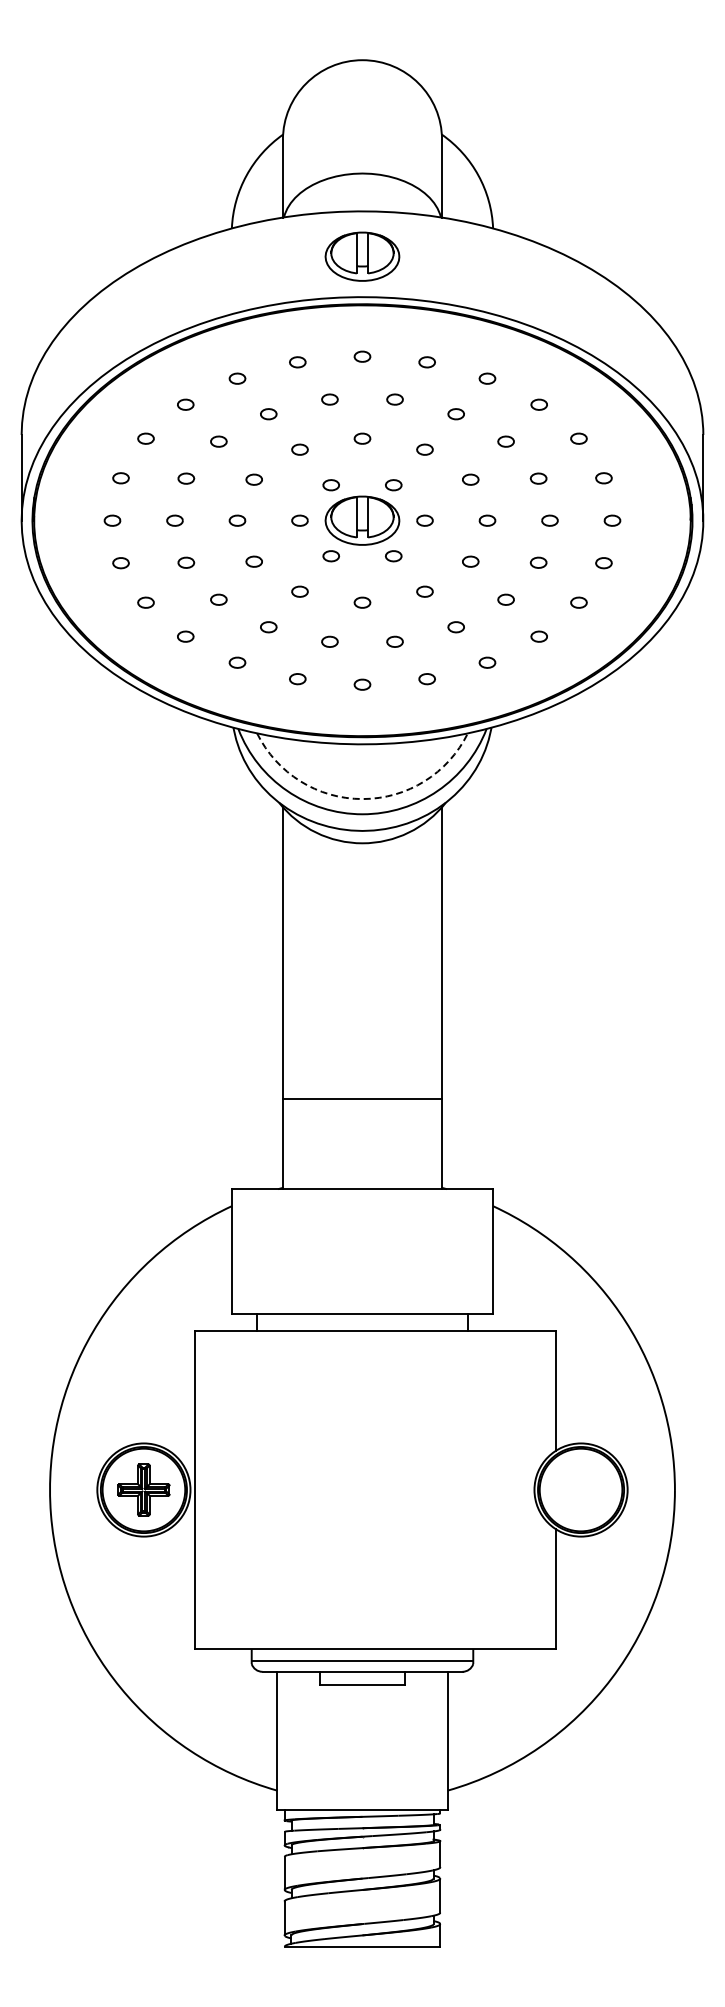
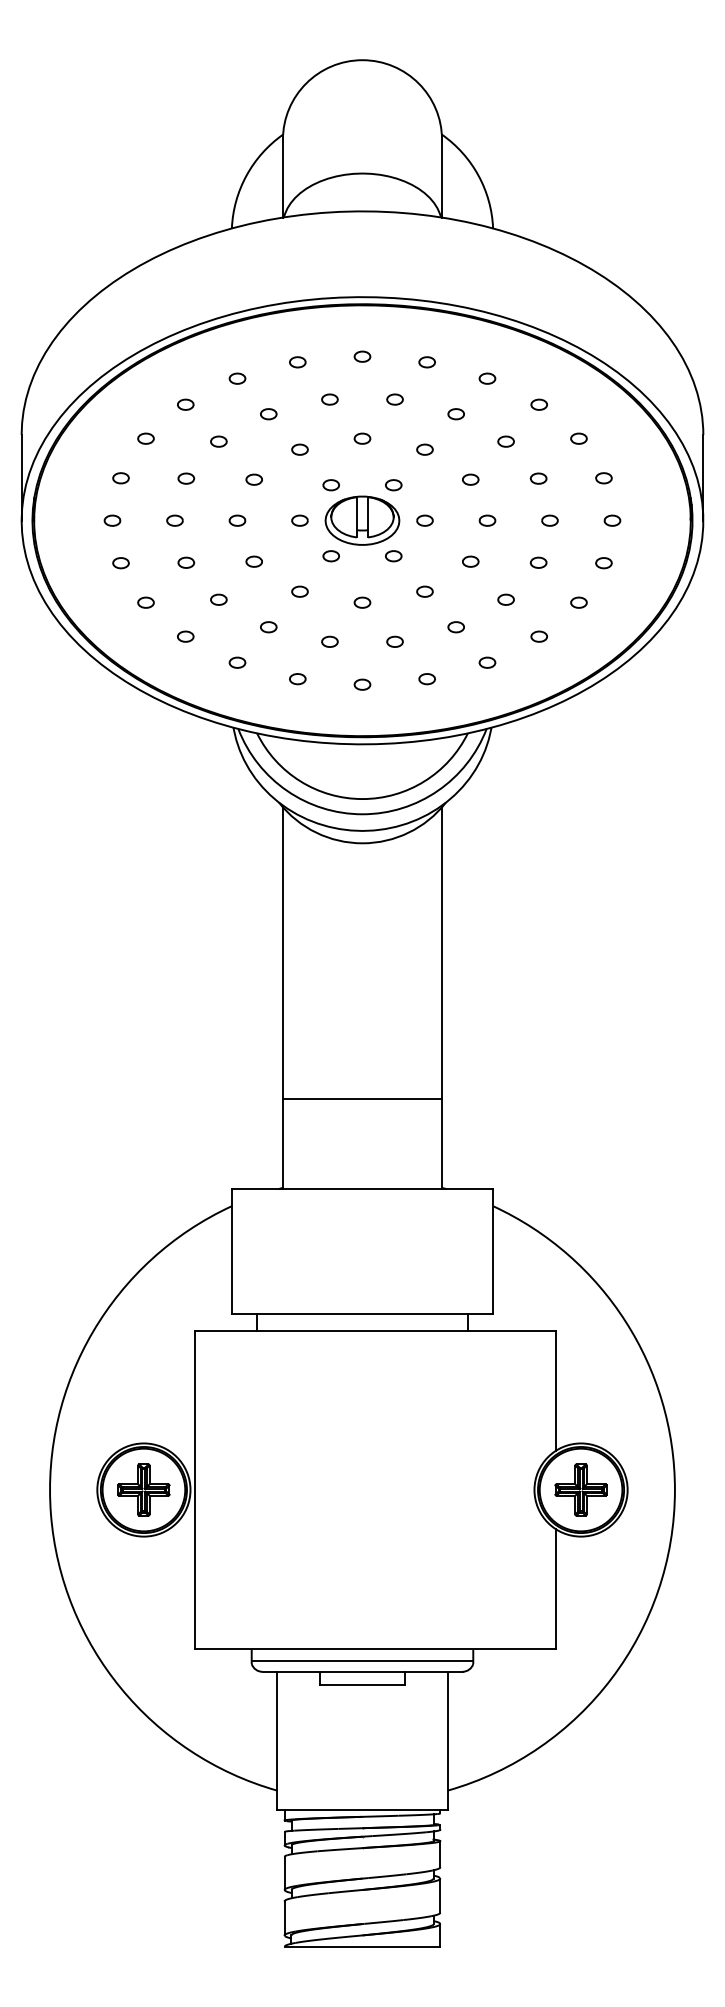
part: present -> none (362, 256)
arc: dashed -> solid (362, 799)
part: none -> present (580, 1489)
